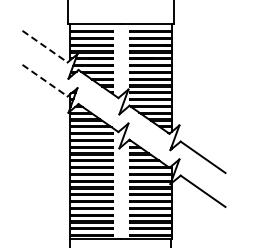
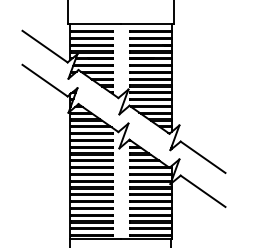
line: dashed -> solid (45, 46)
line: dashed -> solid (45, 80)
